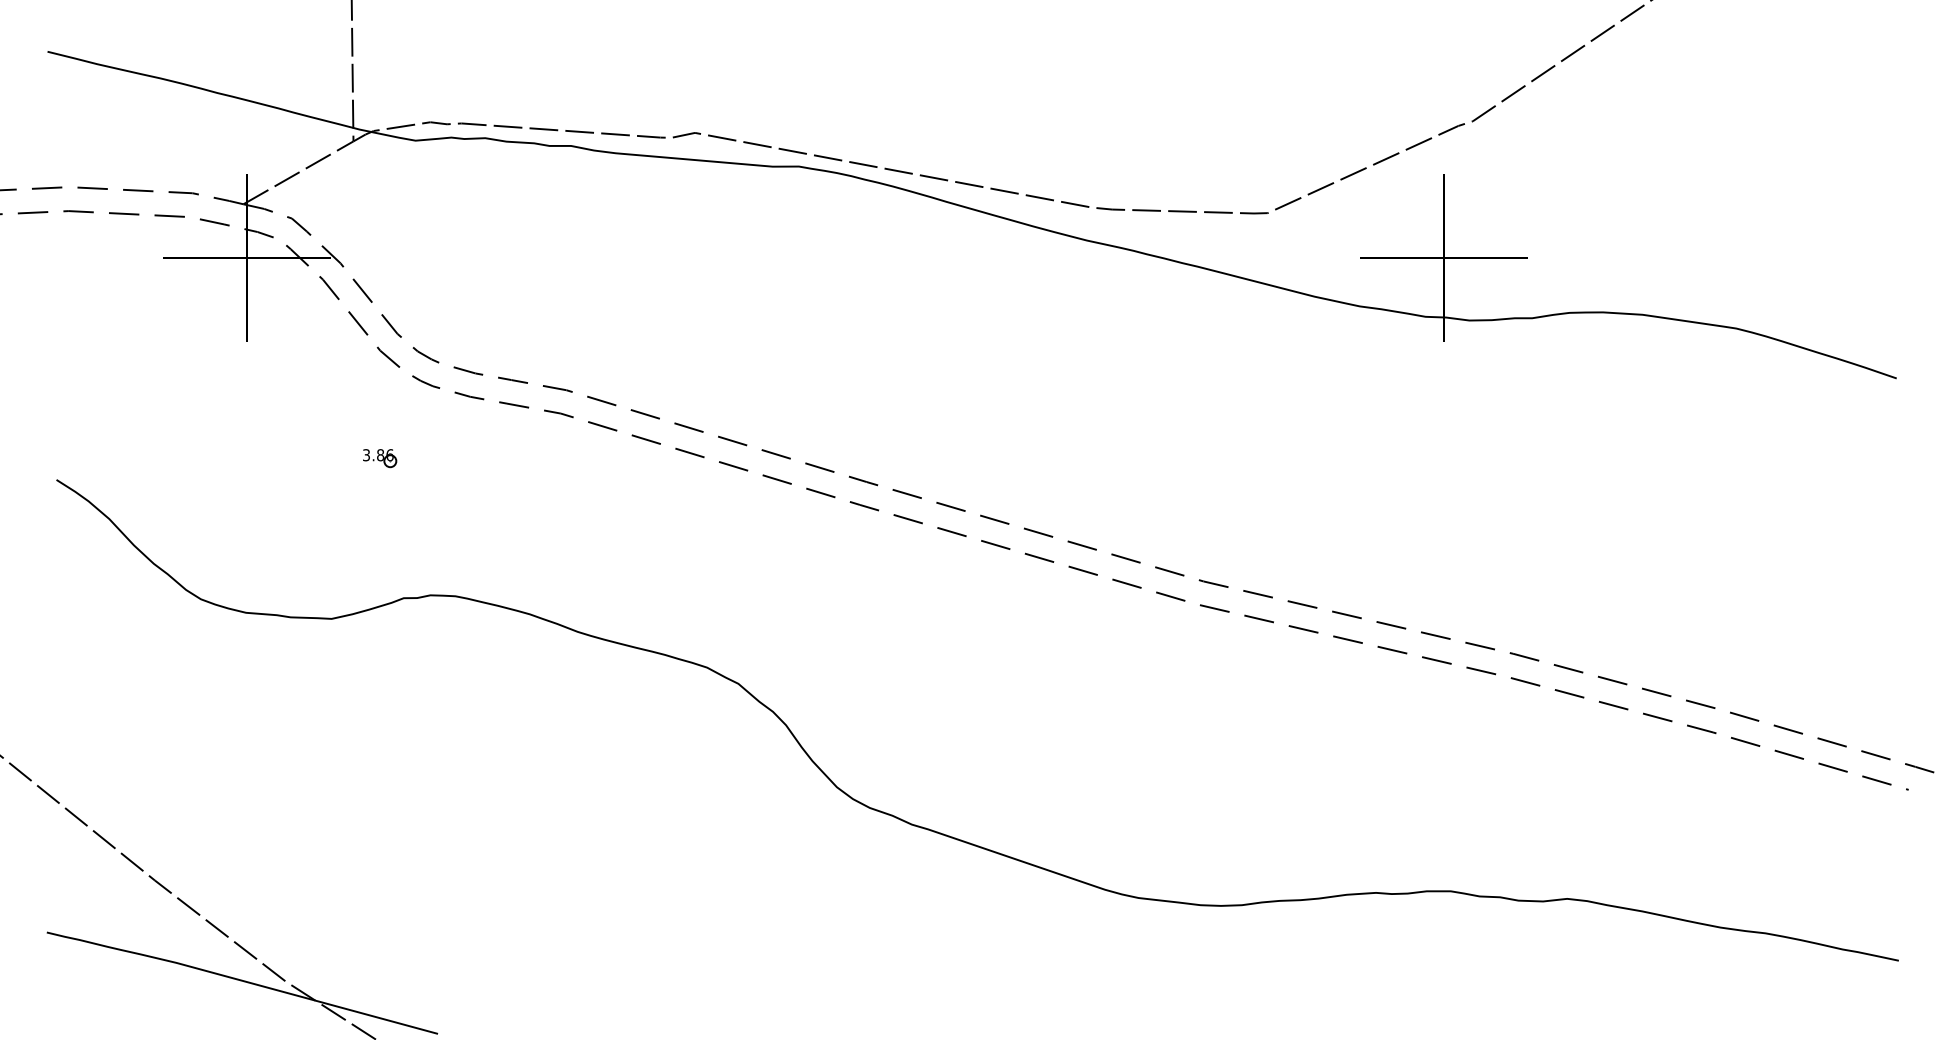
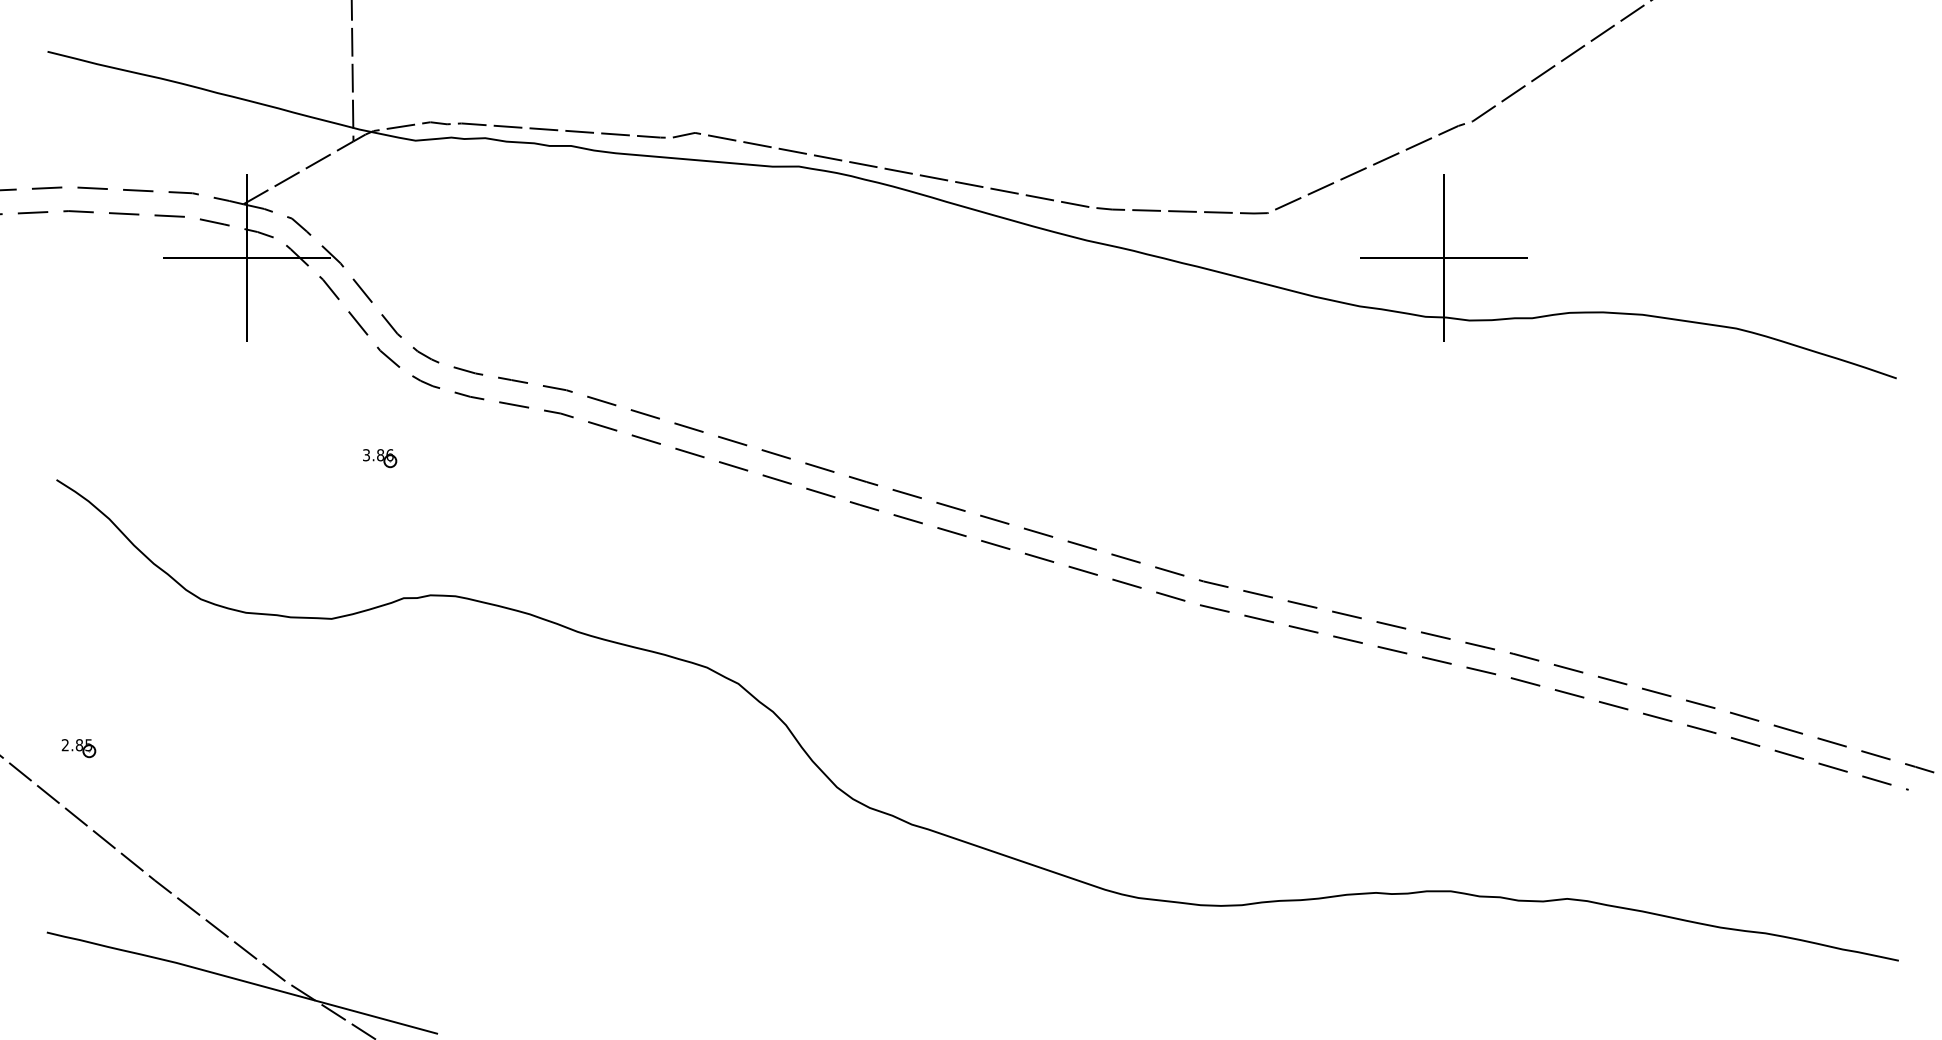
part: none -> present (78, 748)
